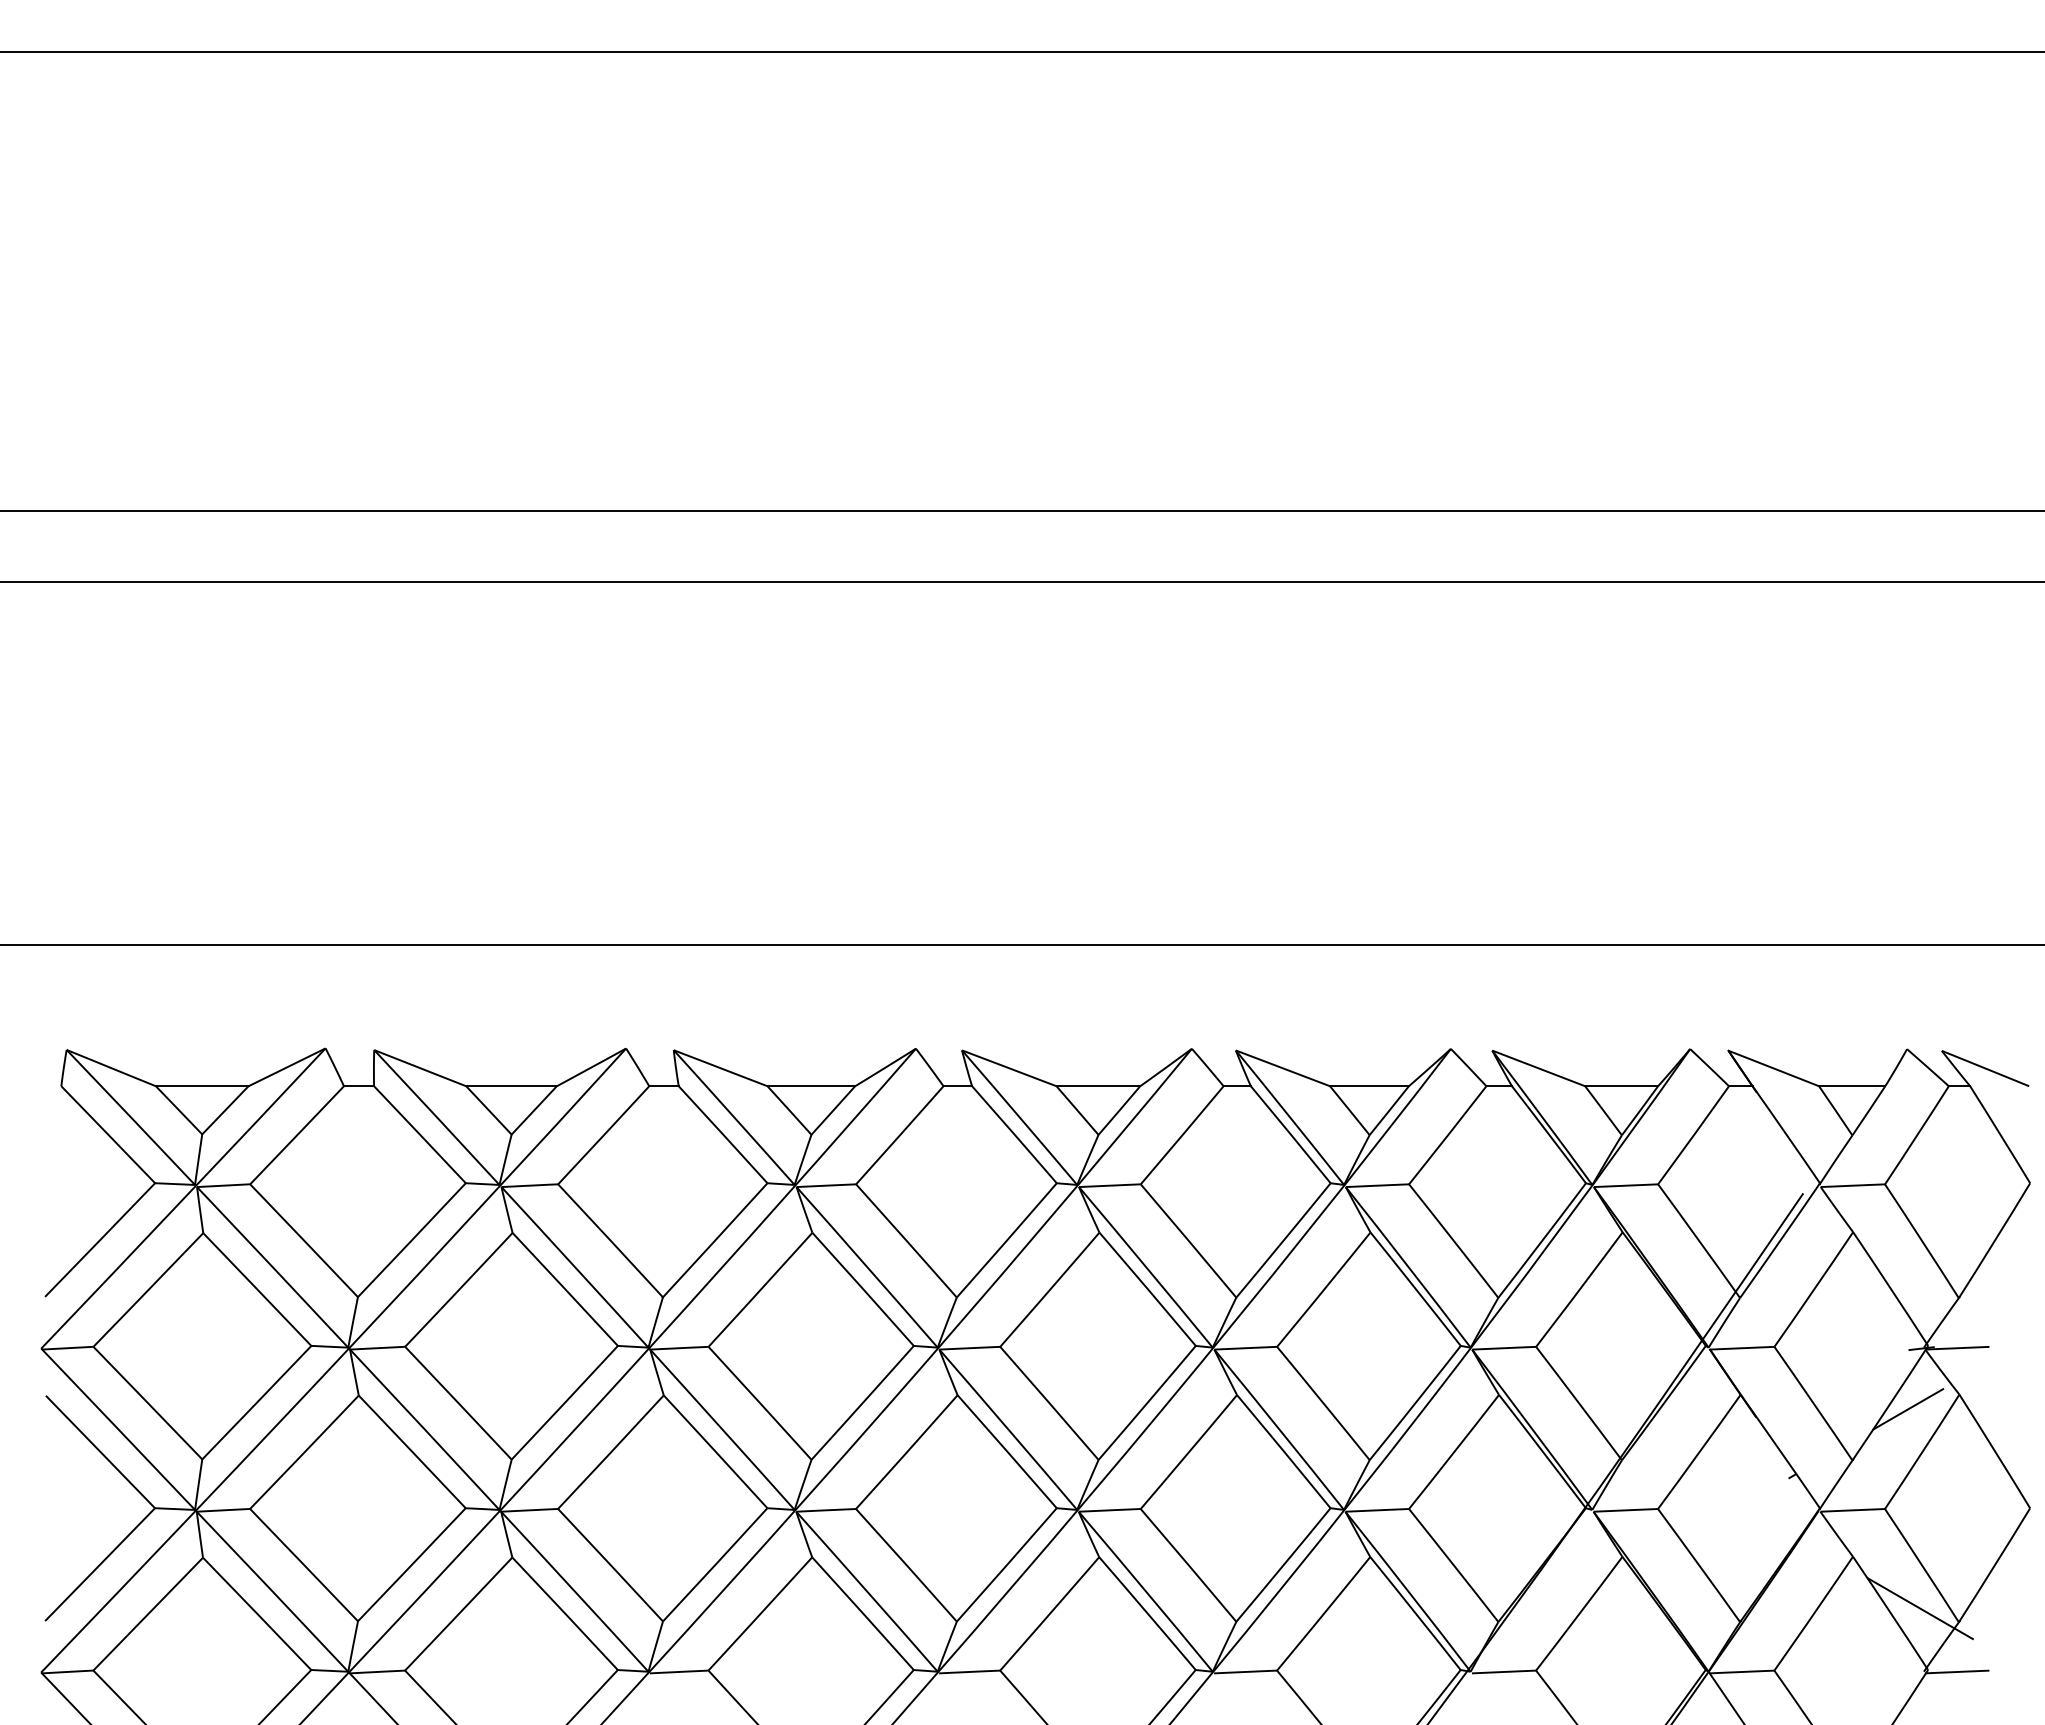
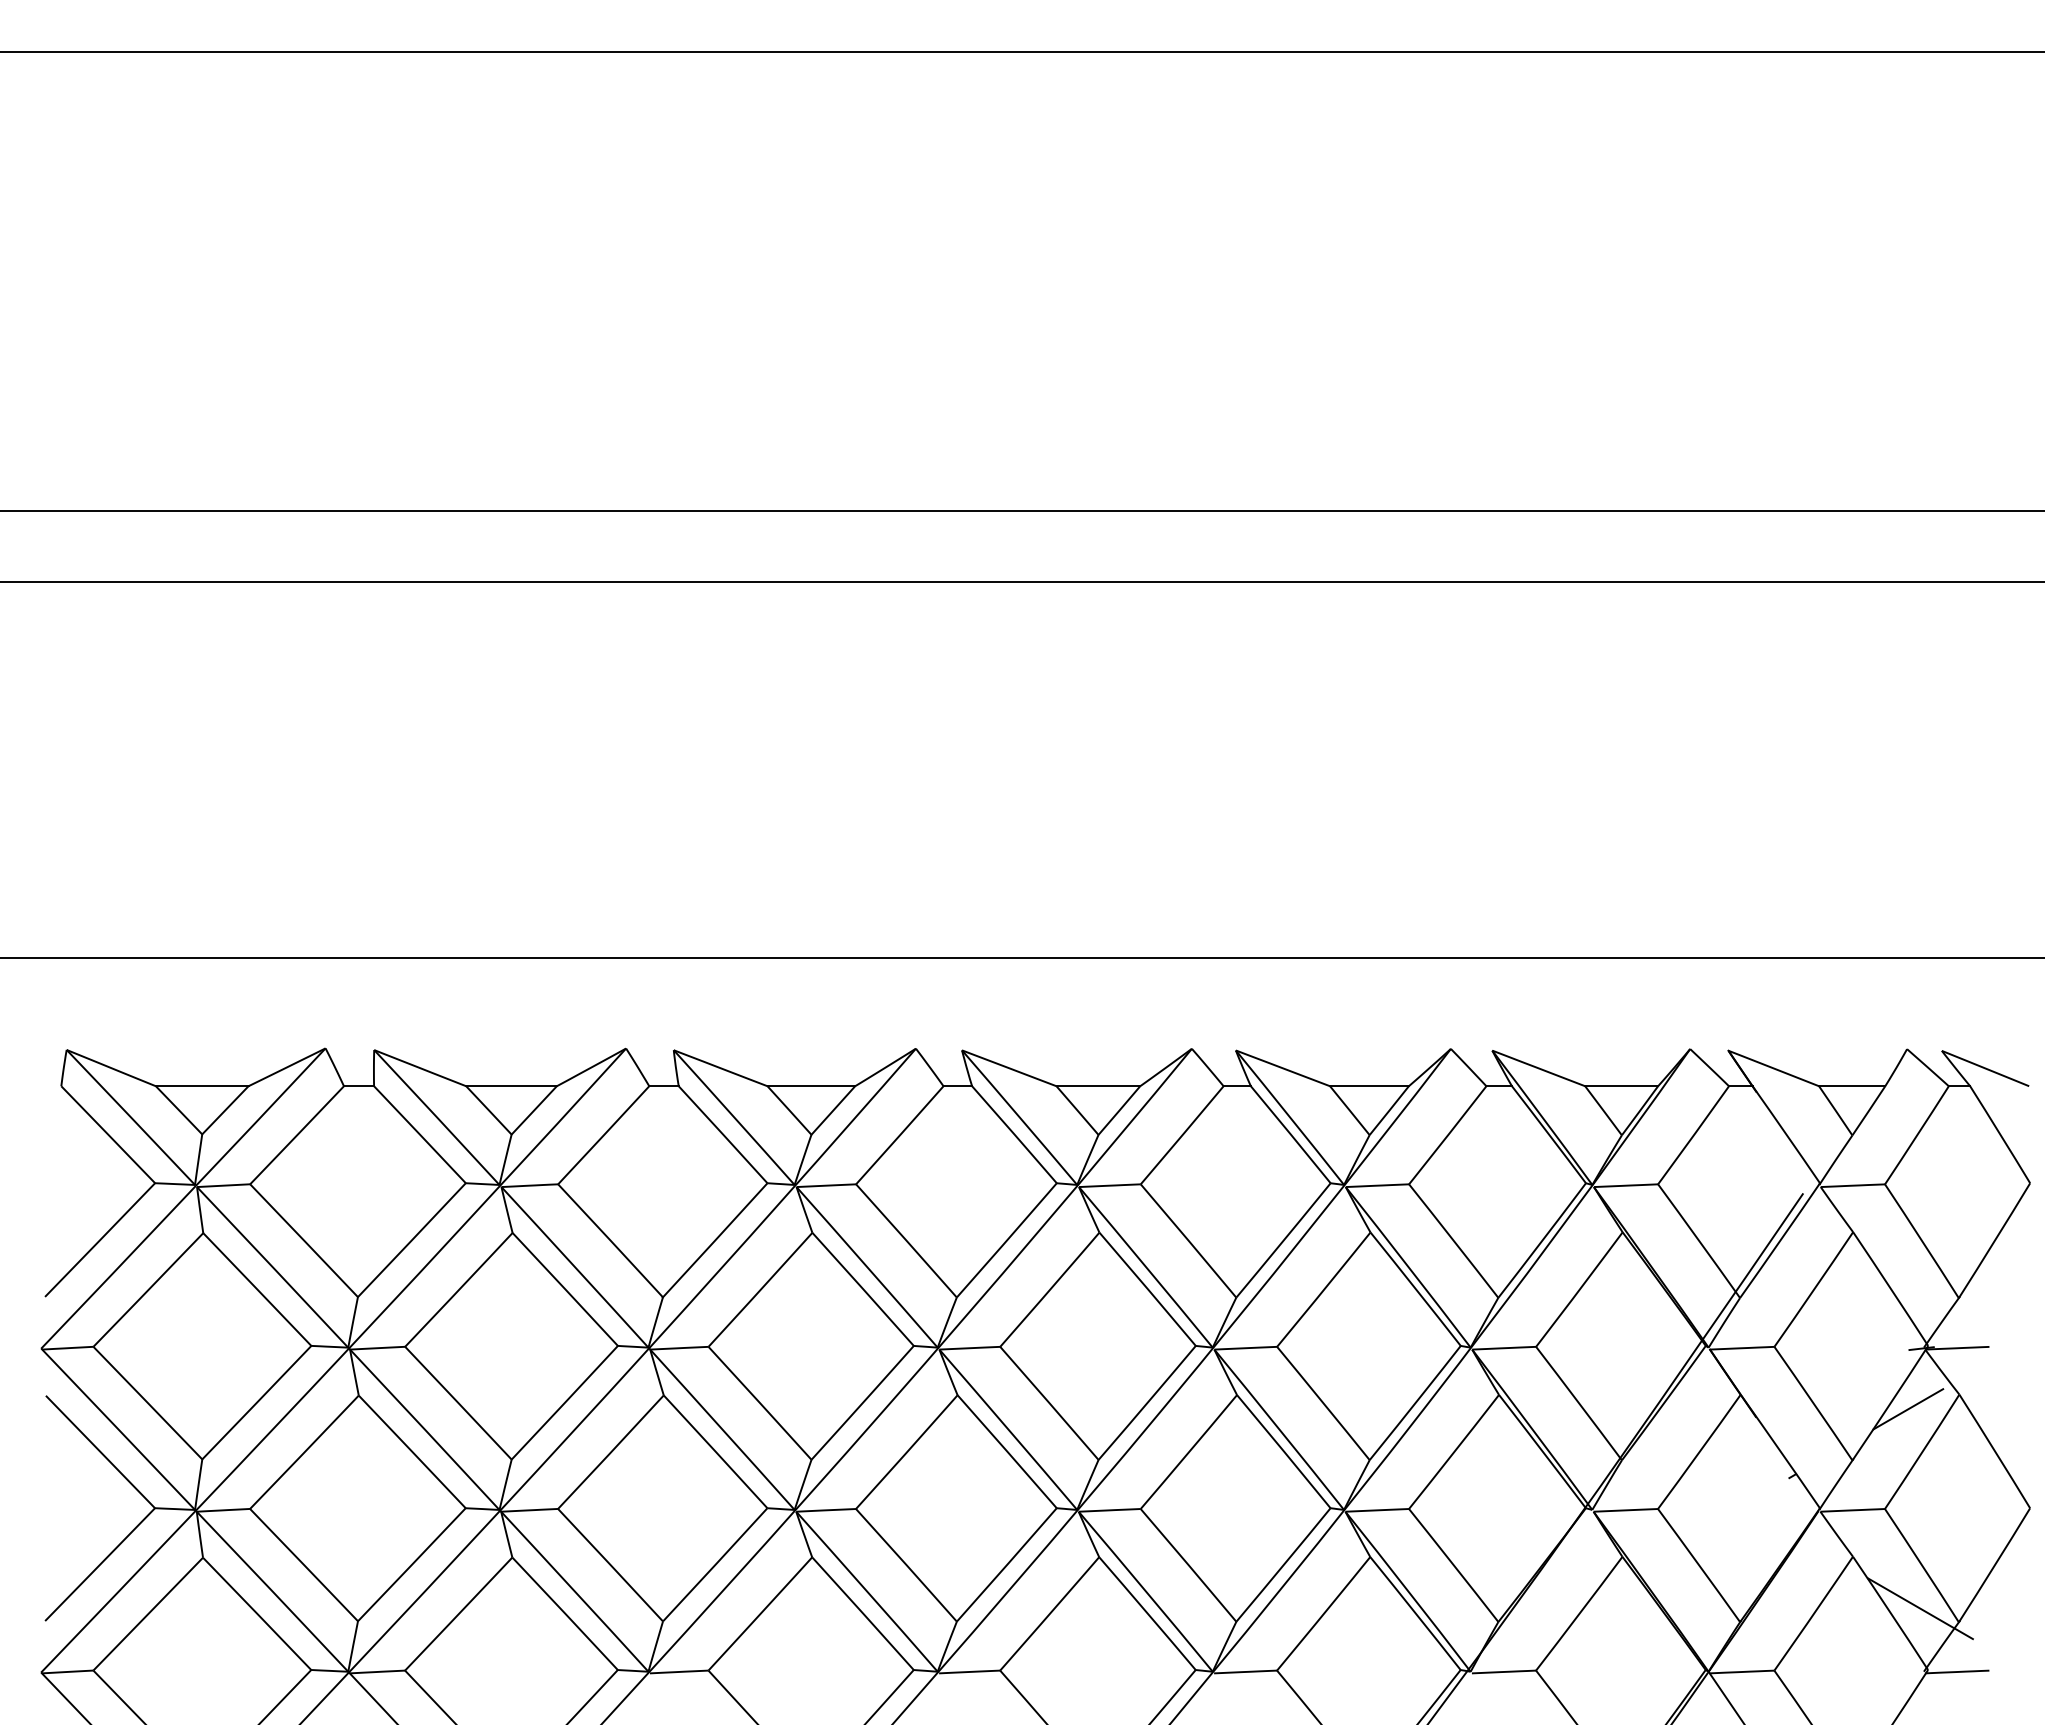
line position: (1021, 944) -> (1021, 957) (1021, 957)
